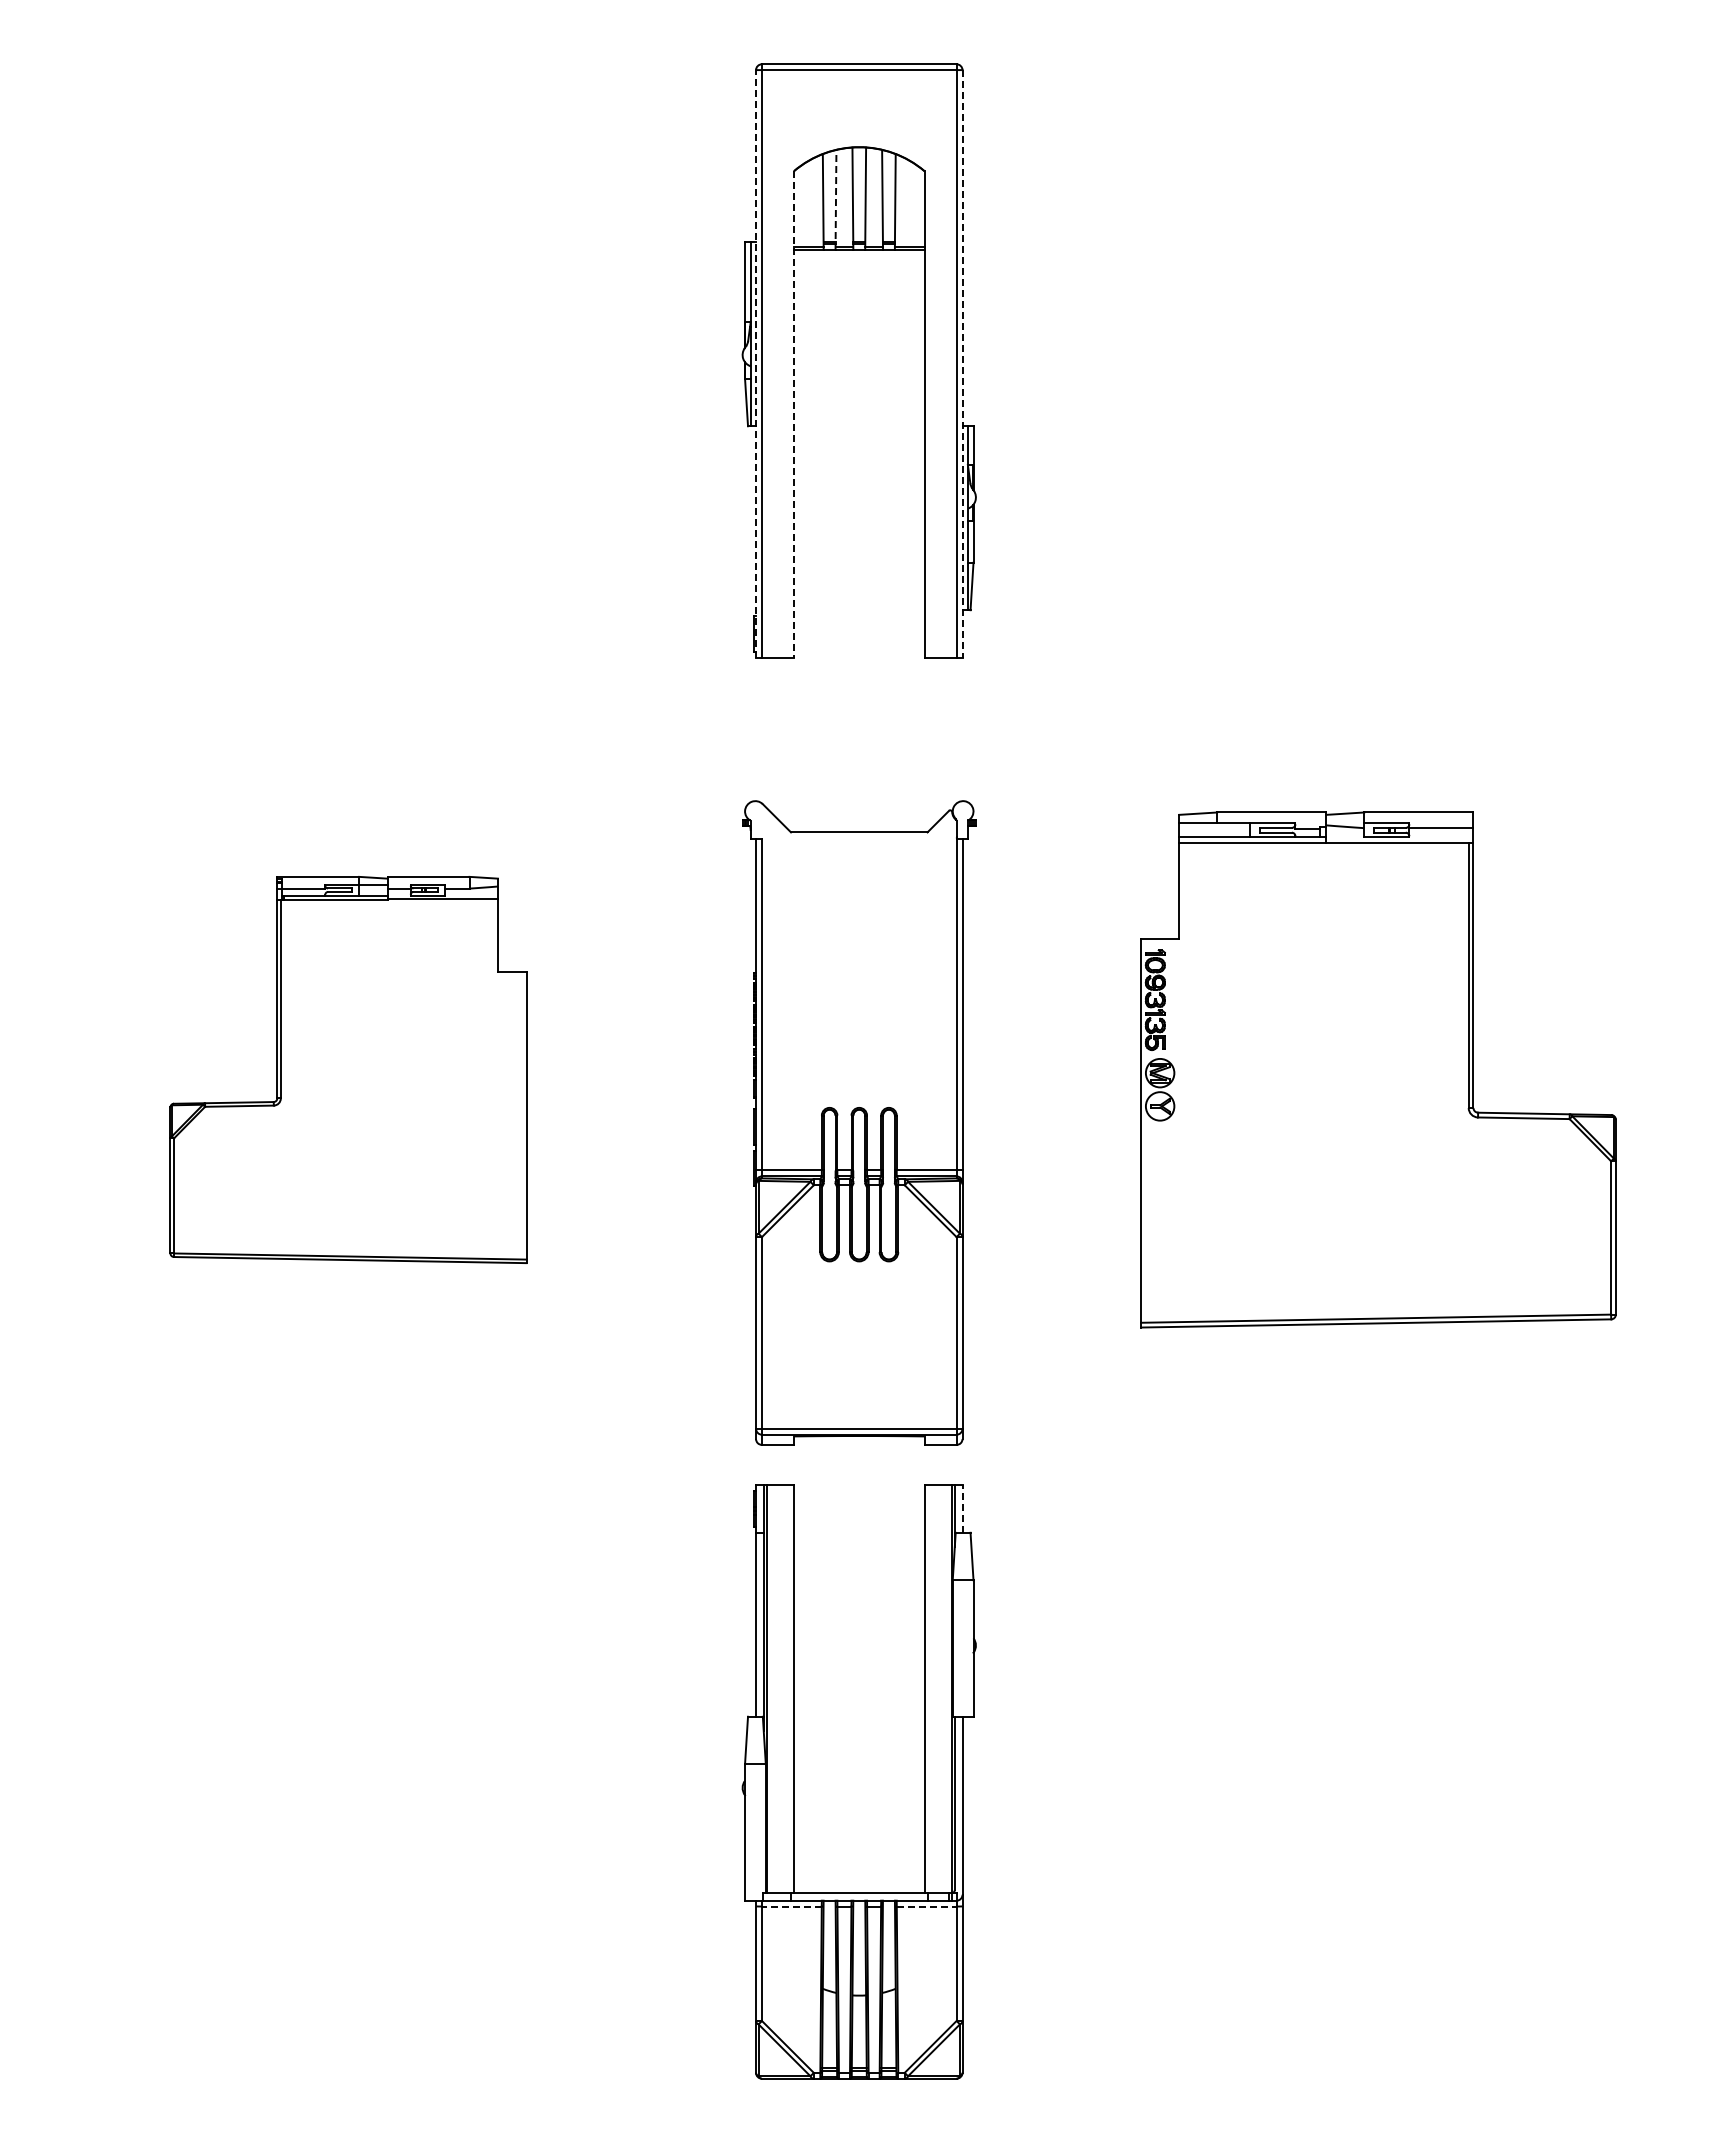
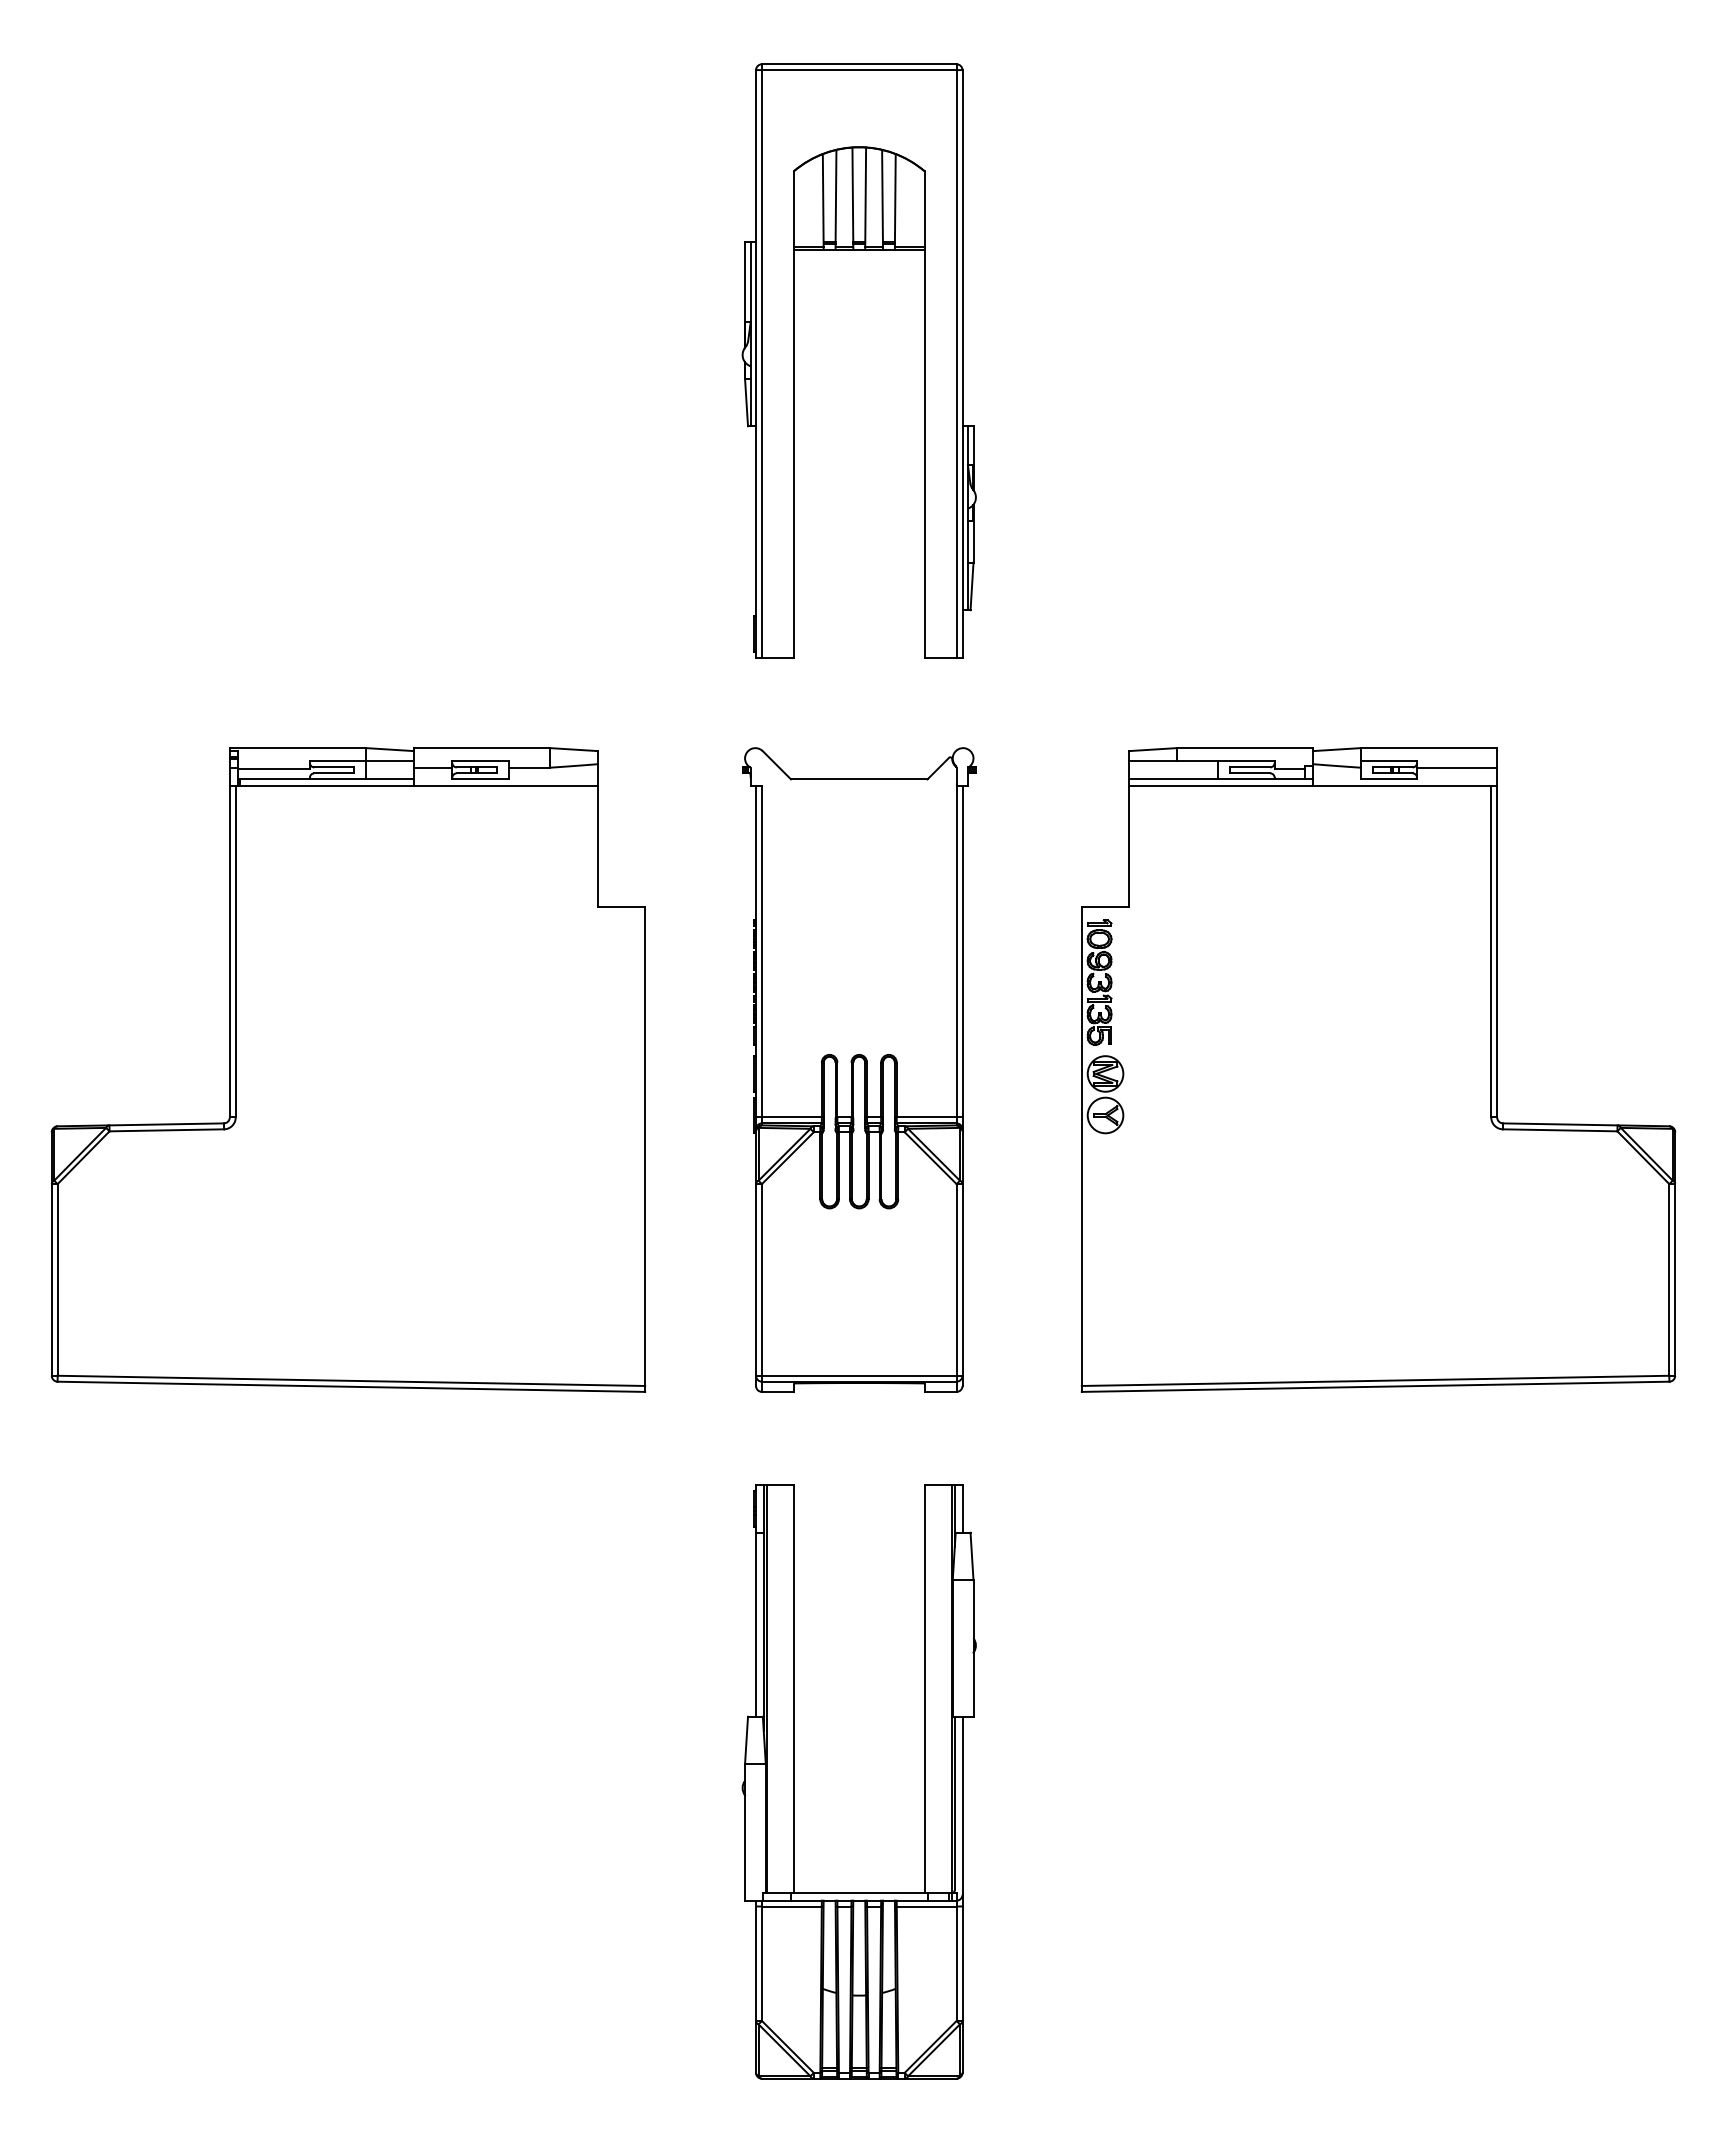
line: dashed -> solid (836, 199)
line: dashed -> solid (756, 363)
line: dashed -> solid (962, 363)
line: dashed -> solid (794, 414)
part size: 359x388 px -> 597x646 px (348, 1069)
part size: 477x518 px -> 597x646 px (1378, 1069)
part position: (859, 1122) -> (859, 1069) (859, 1069)
line: dashed -> solid (962, 1509)
line: dashed -> solid (791, 1906)
line: dashed -> solid (926, 1906)
